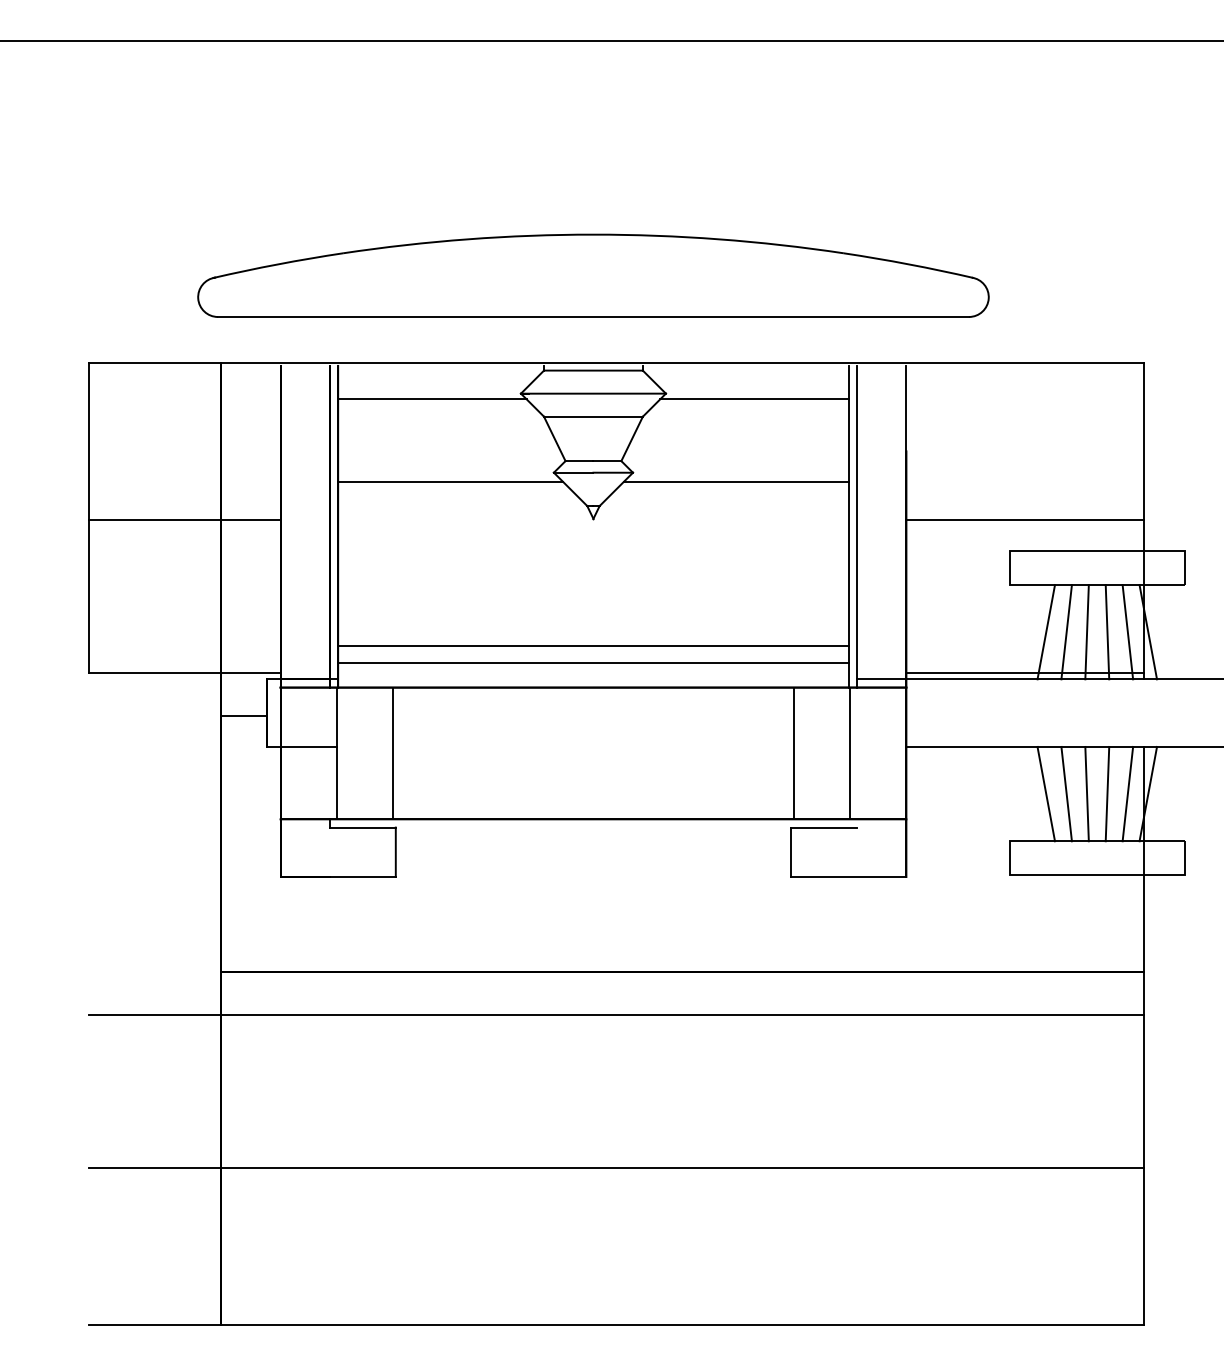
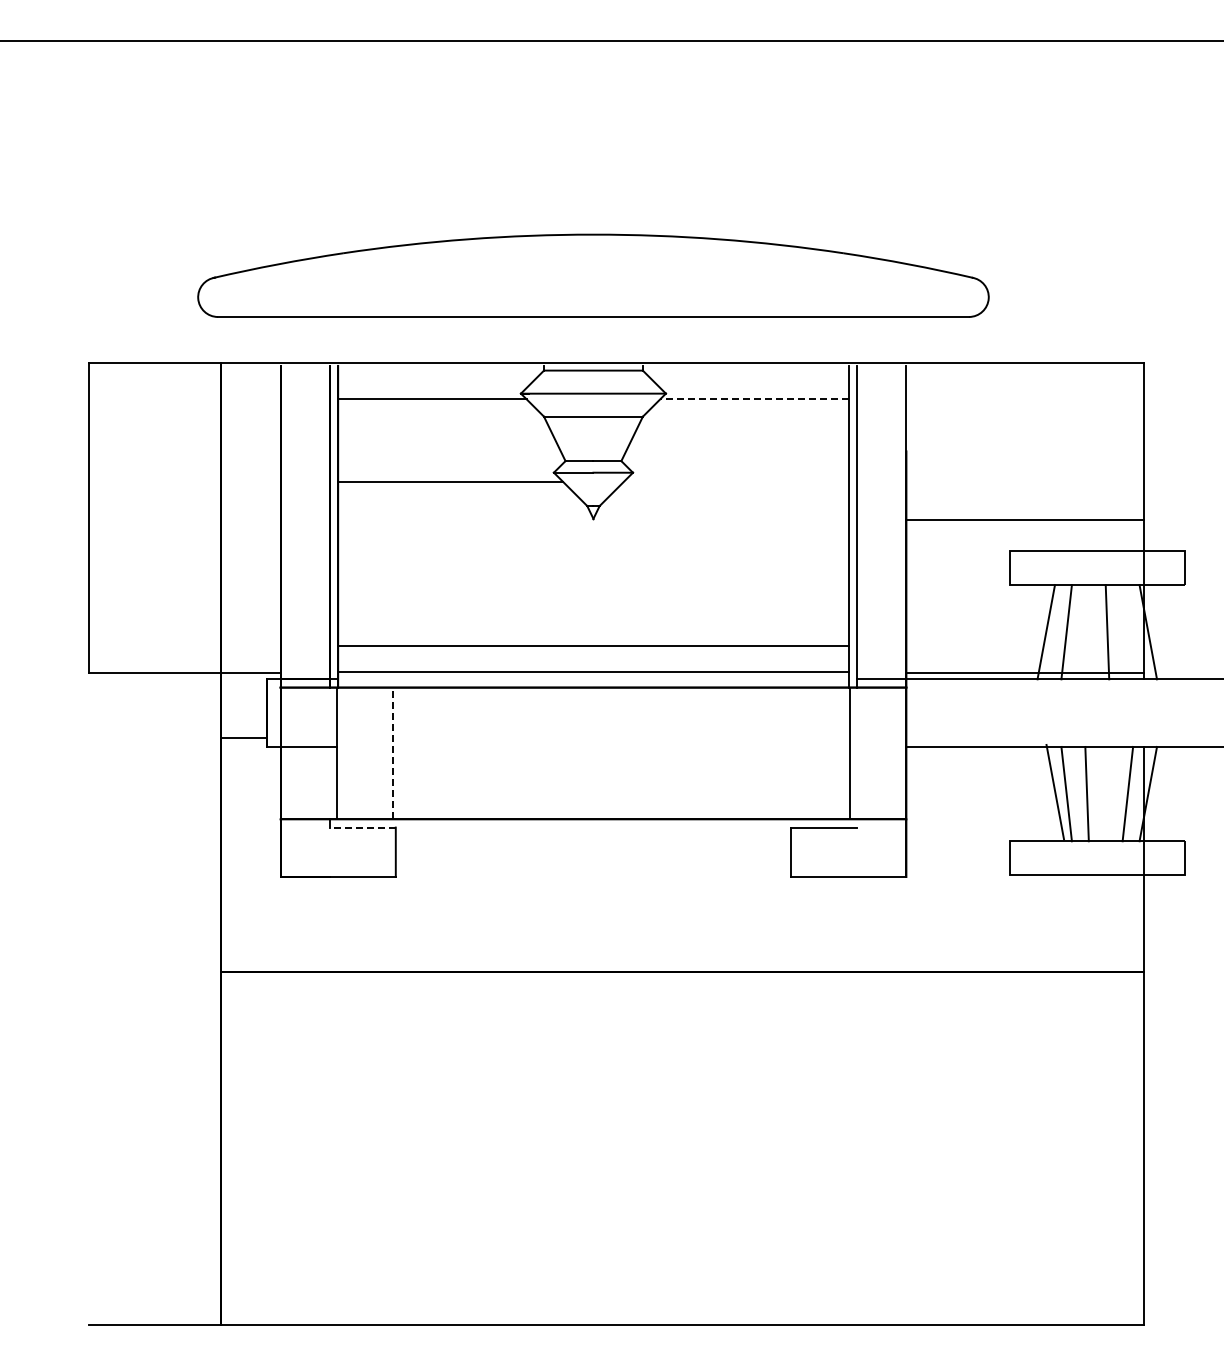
line: solid -> dashed (753, 399)
line: present -> none (736, 481)
line: present -> none (184, 520)
line: present -> none (1086, 632)
line: present -> none (1127, 632)
line position: (593, 662) -> (593, 671) (593, 671)
line position: (244, 715) -> (244, 737) (244, 737)
line: solid -> dashed (392, 753)
line: present -> none (794, 753)
line position: (1046, 793) -> (1055, 791) (1055, 791)
line: present -> none (1107, 793)
line: solid -> dashed (362, 827)
line: present -> none (616, 1015)
line: present -> none (616, 1167)
